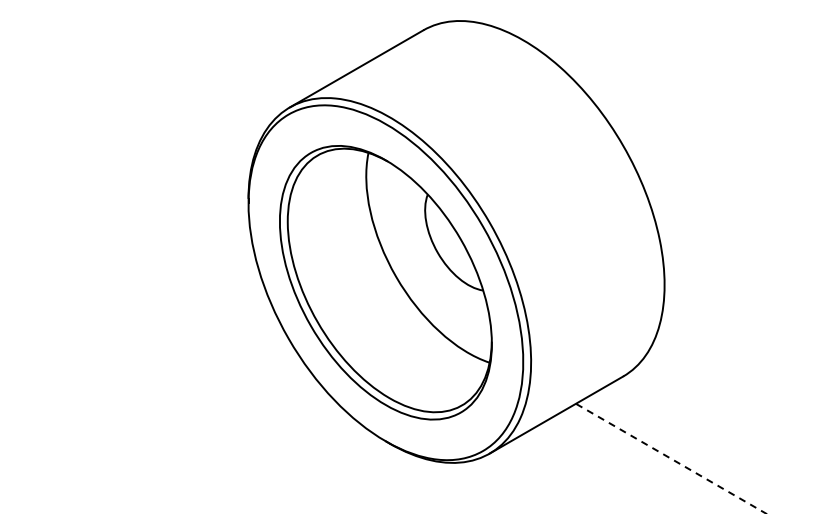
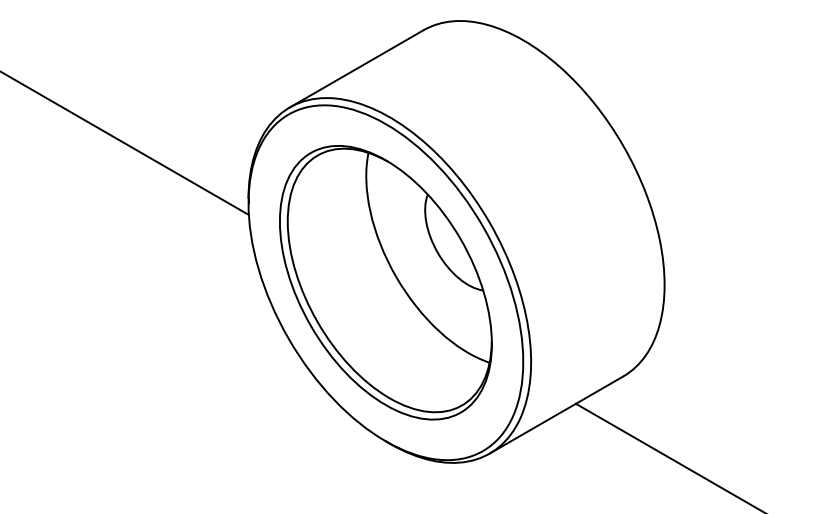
line: none -> present (125, 143)
line: dashed -> solid (671, 458)
